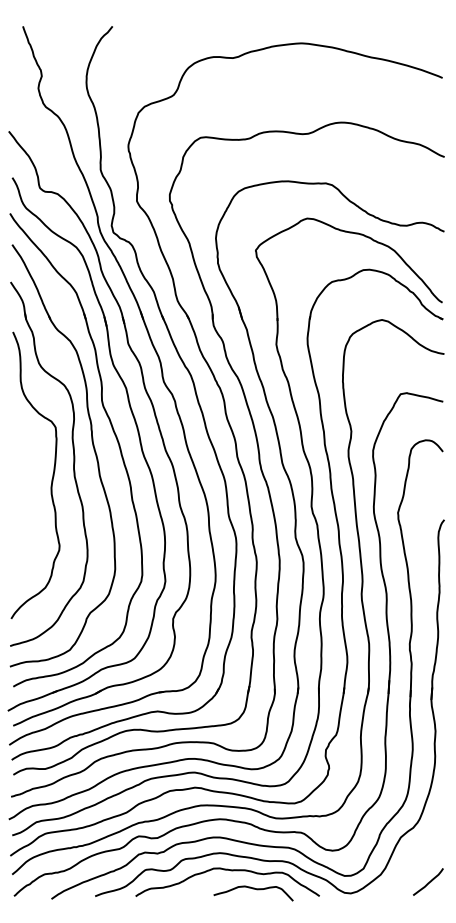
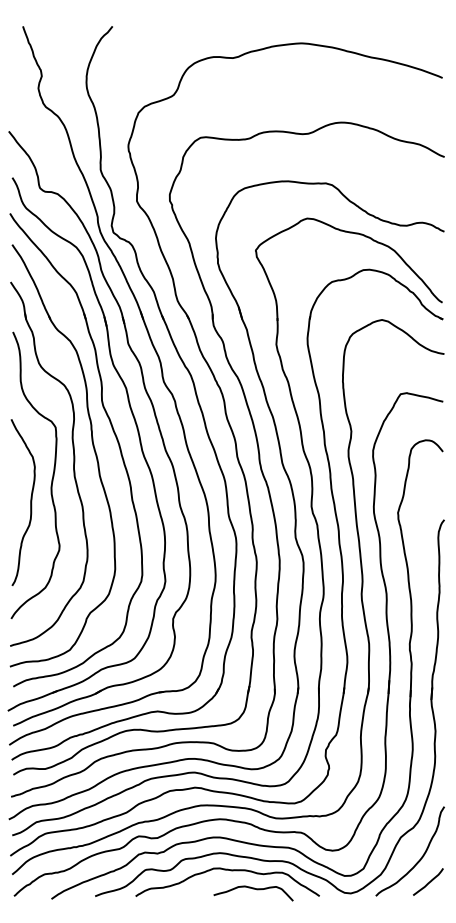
curve: none -> present (30, 502)
curve: none -> present (418, 860)
